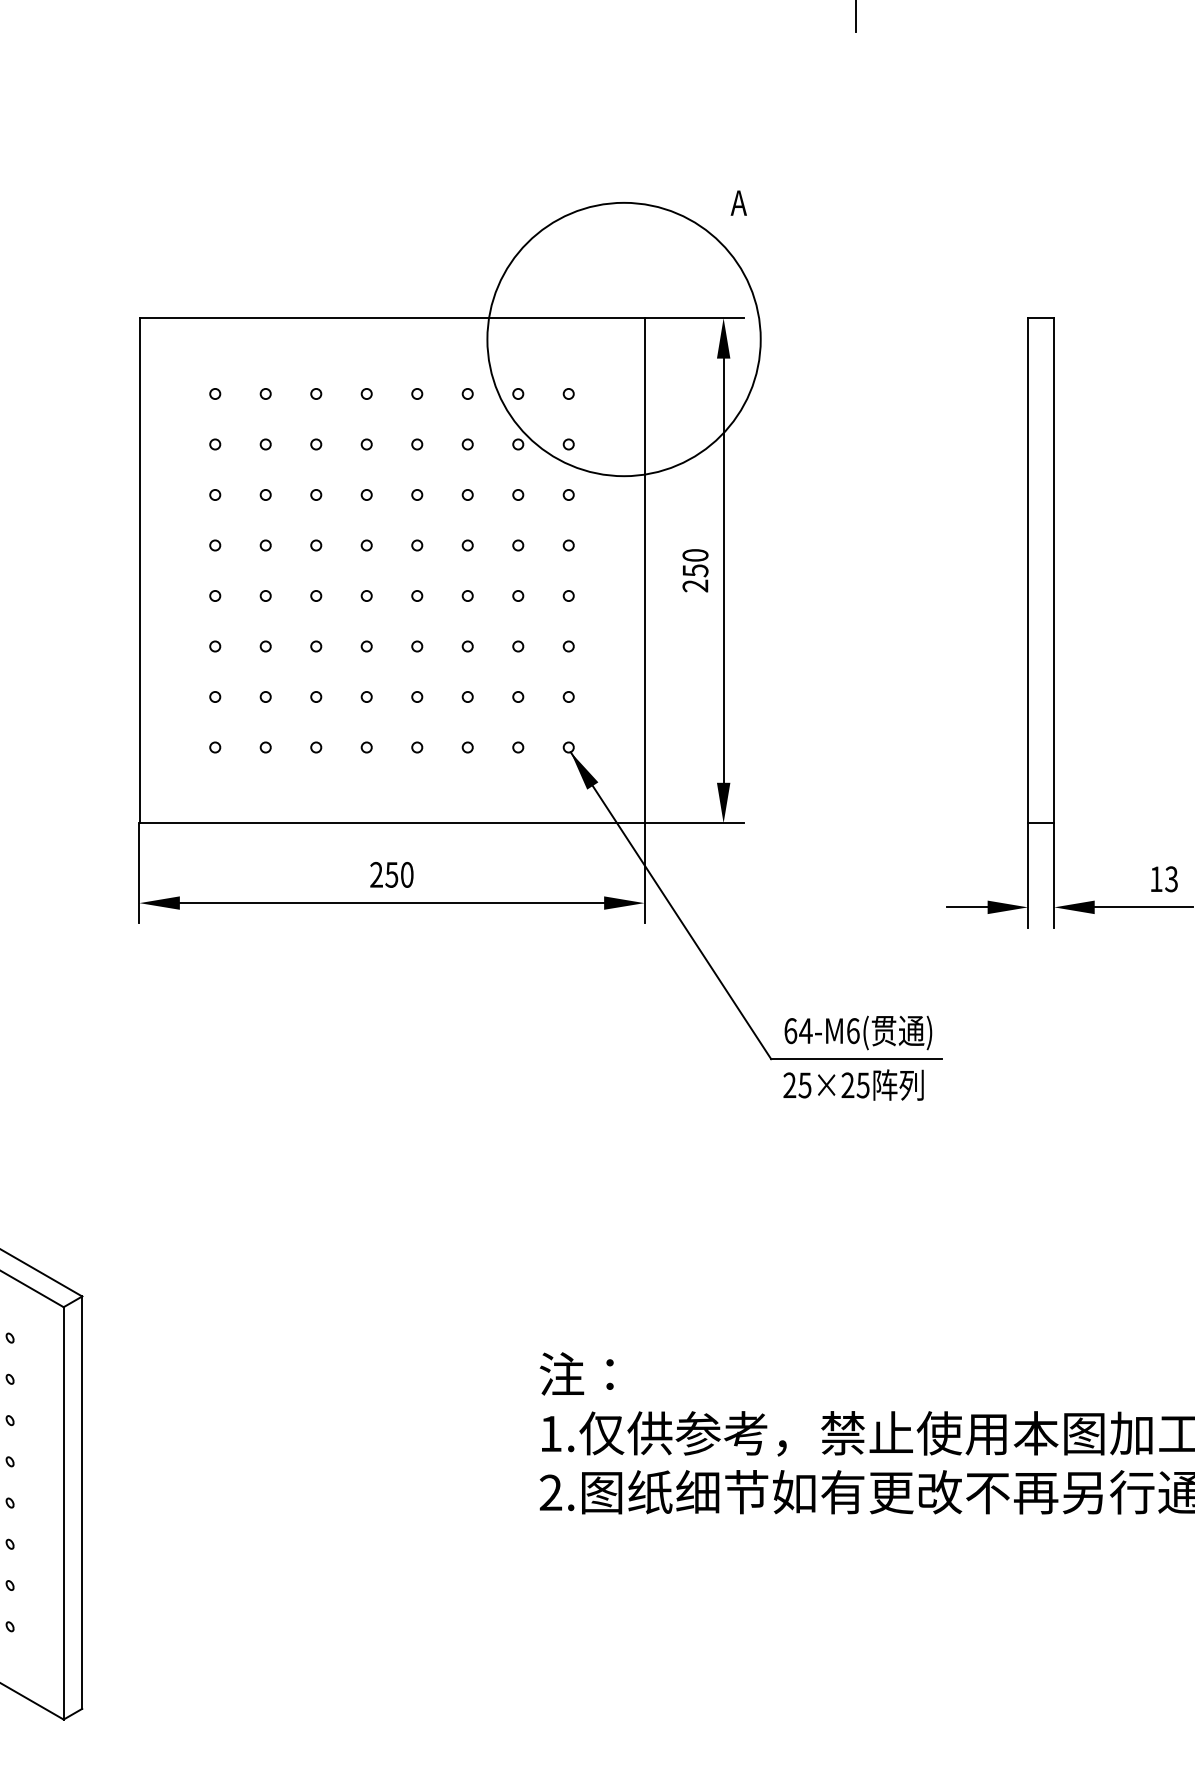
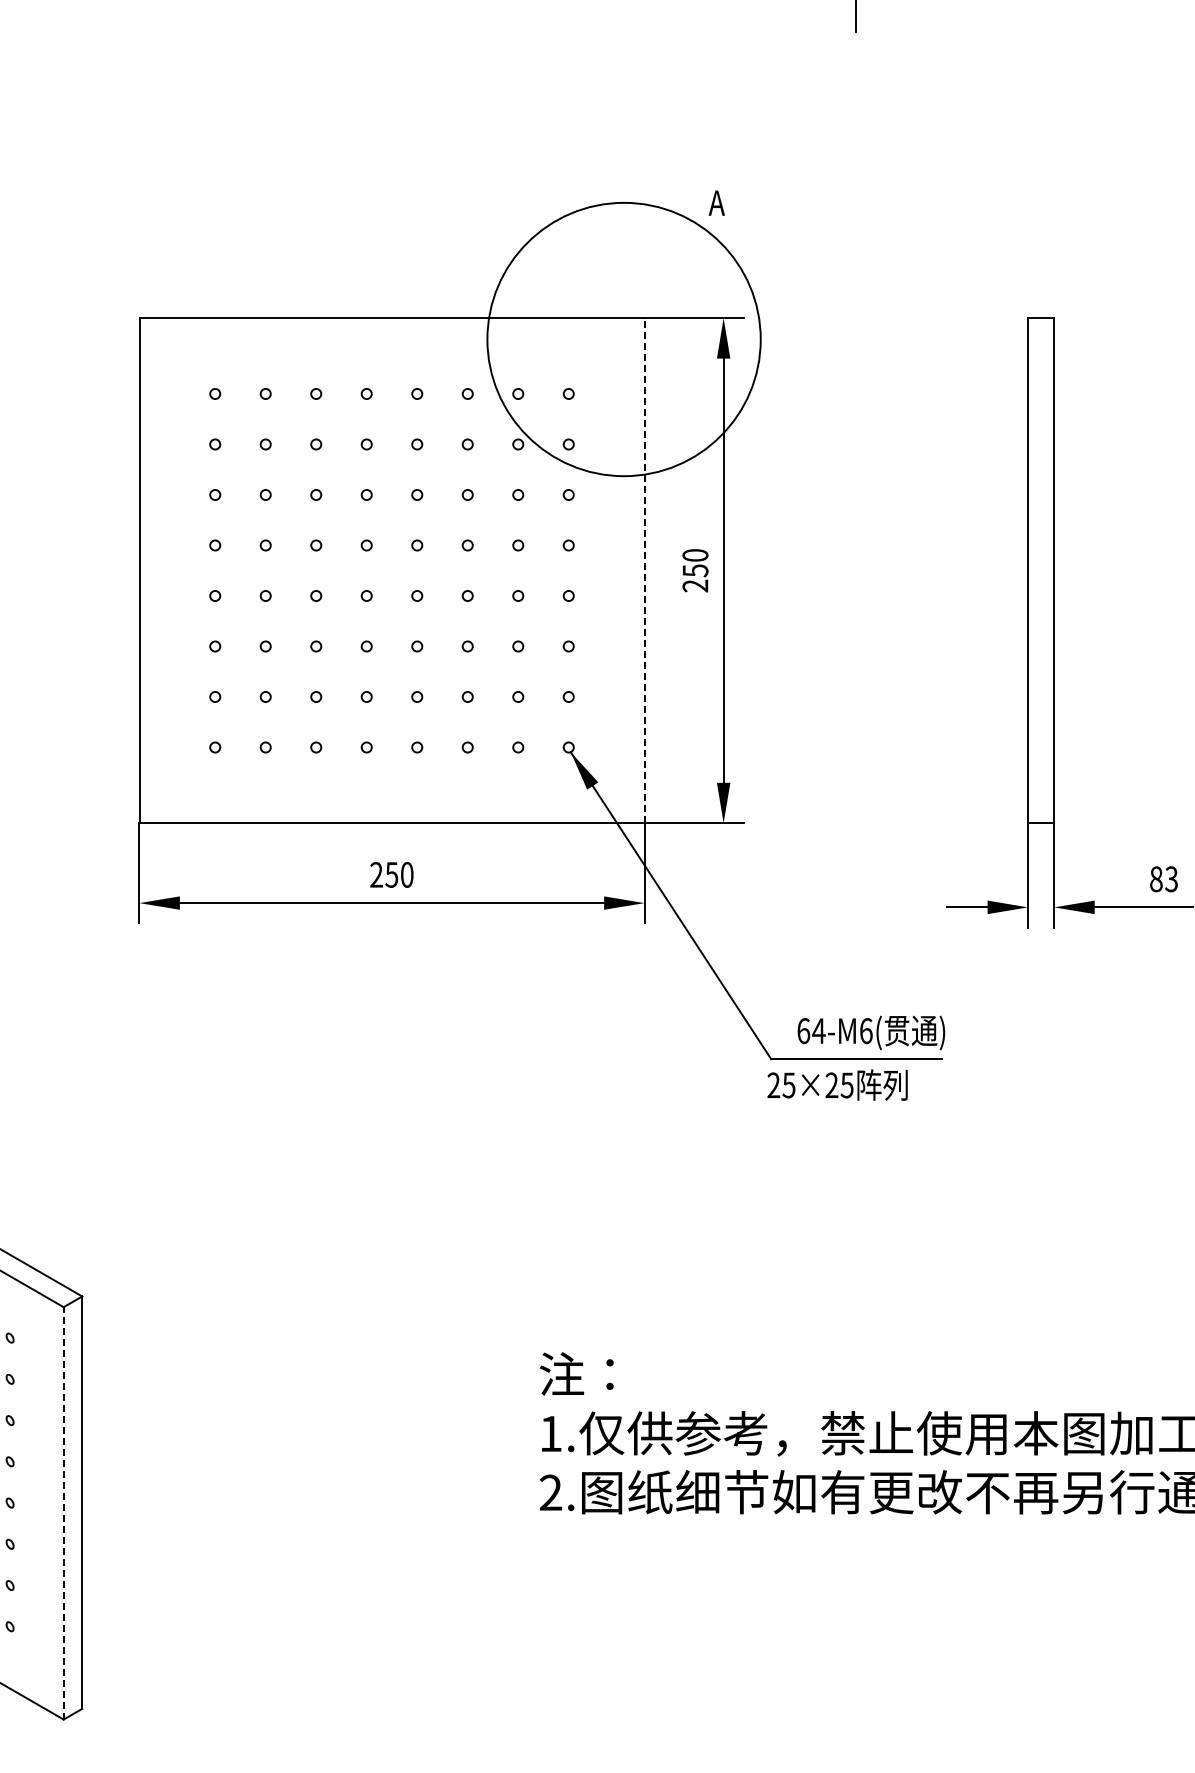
text position: (738, 202) -> (716, 202) (716, 202)
line: solid -> dashed (644, 570)
text: 13 -> 83 (1156, 879)
text position: (858, 1032) -> (871, 1032) (871, 1032)
text position: (853, 1084) -> (837, 1084) (837, 1084)
line: solid -> dashed (63, 1512)
